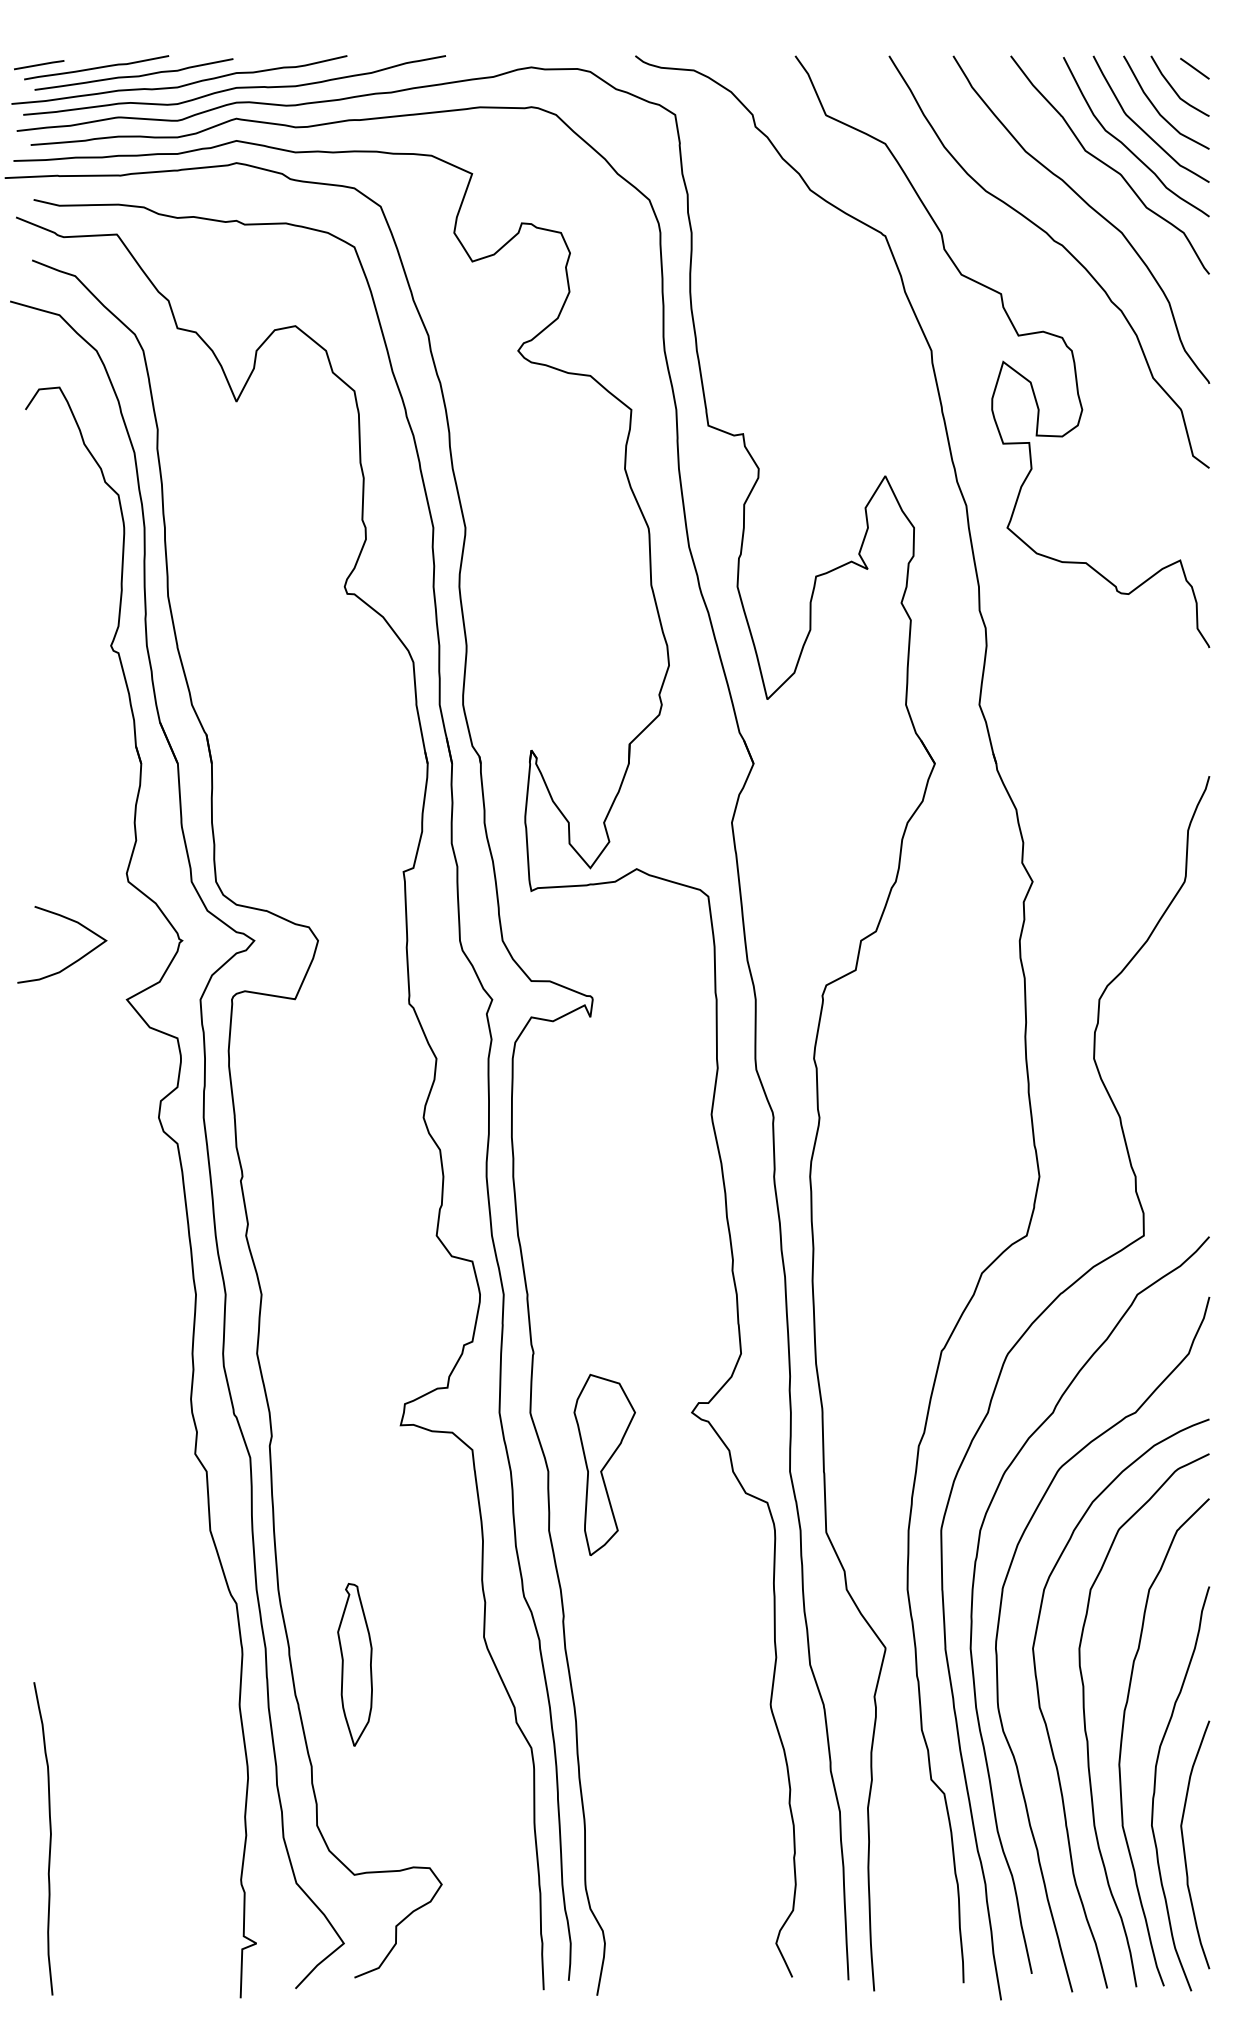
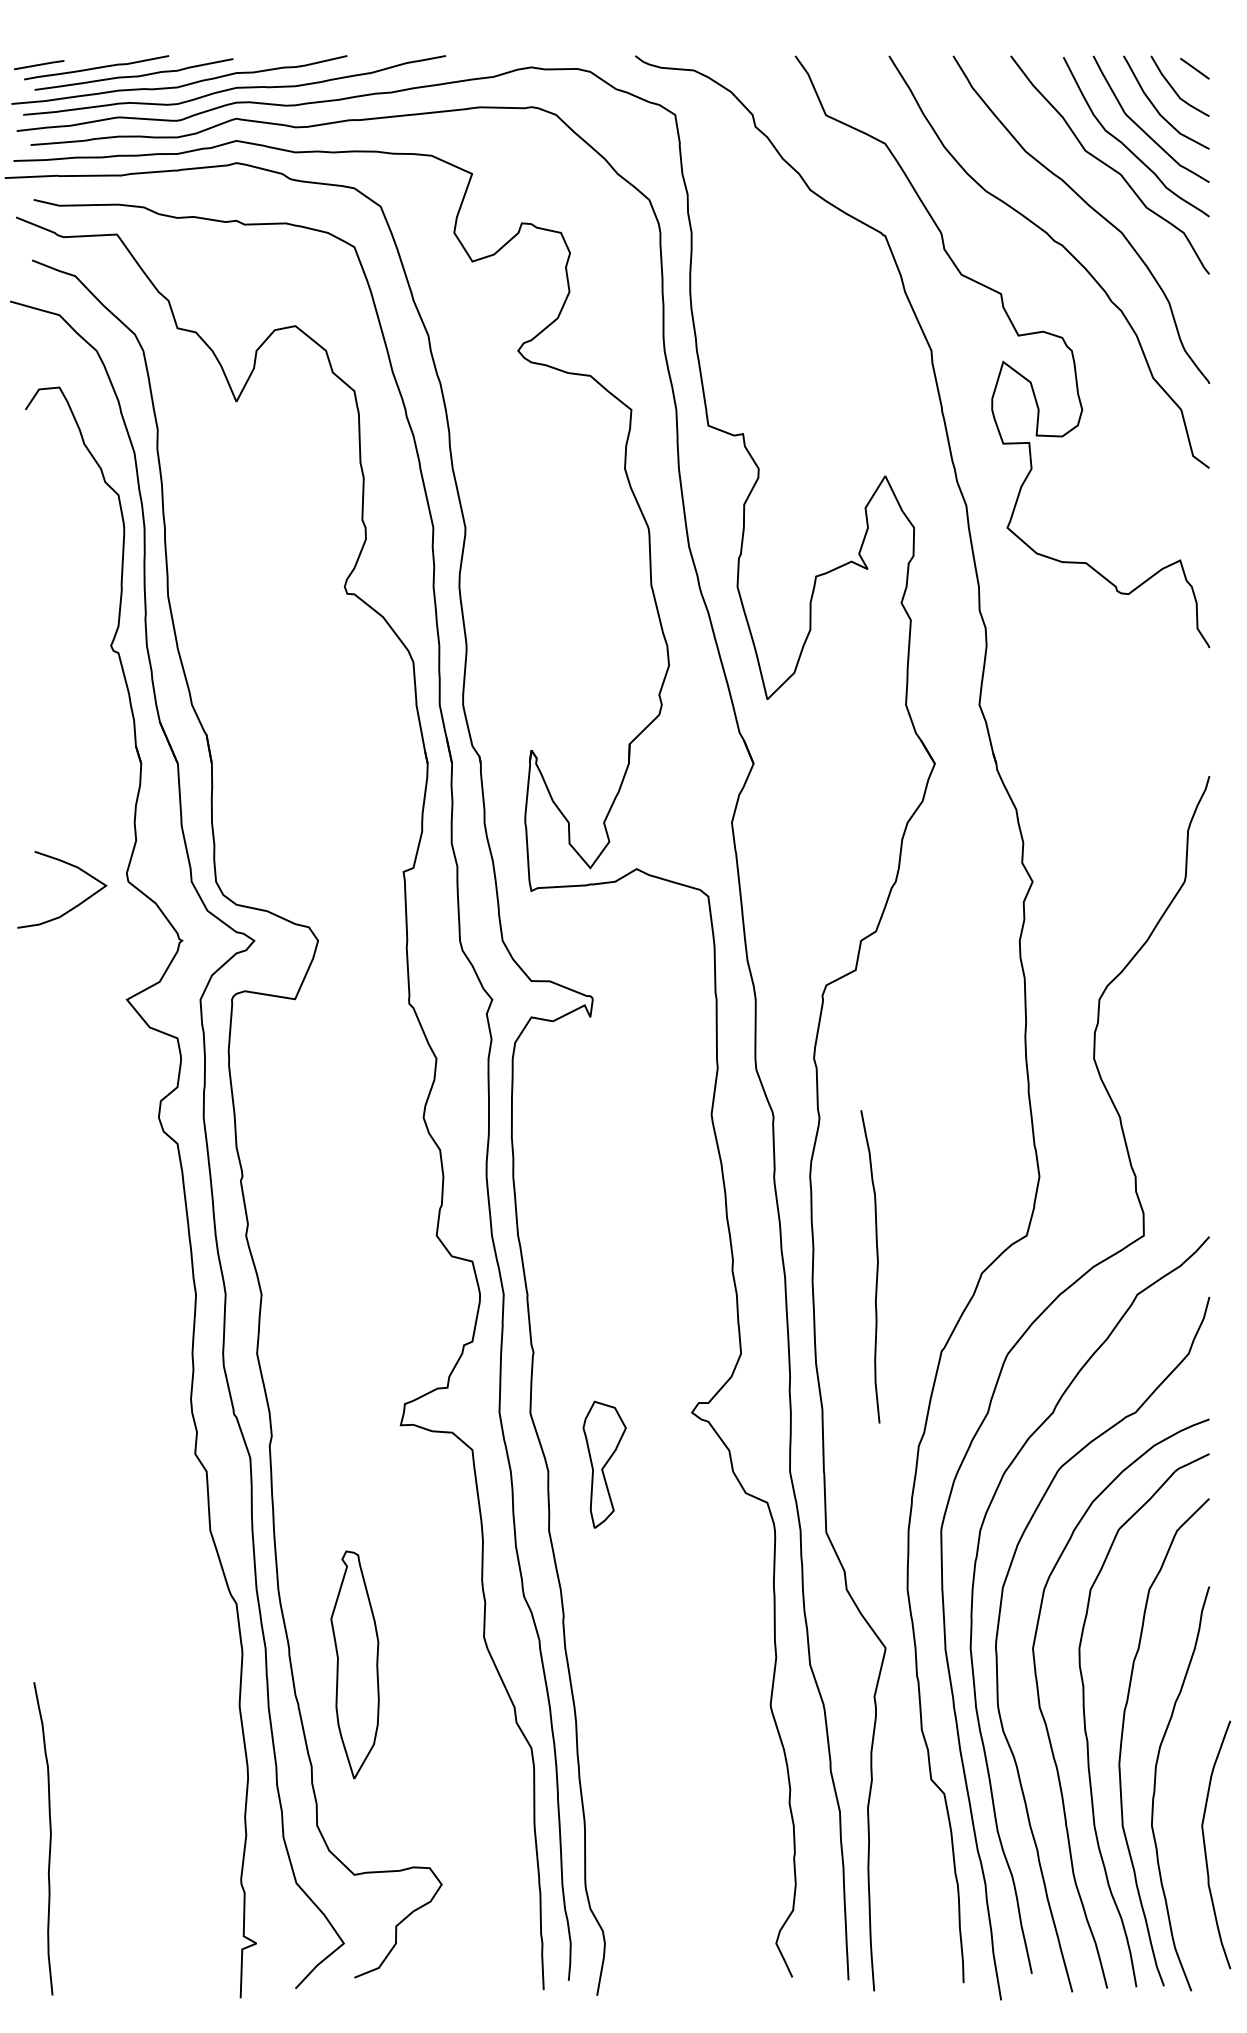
curve position: (72, 962) -> (72, 907) (72, 907)
curve: none -> present (876, 1266)
part size: 63x183 px -> 45x129 px (604, 1464)
part size: 36x164 px -> 50x229 px (354, 1664)
curve position: (1184, 1844) -> (1205, 1844) (1205, 1844)
